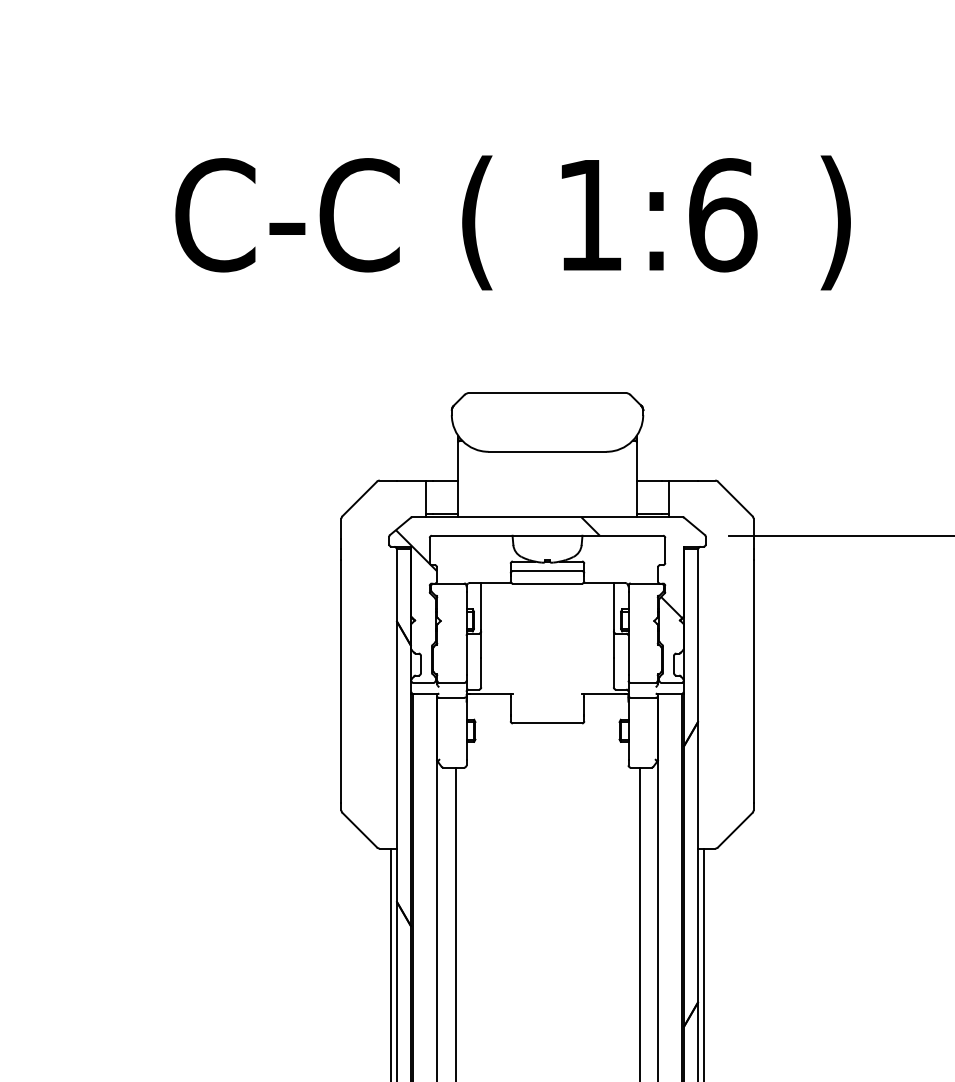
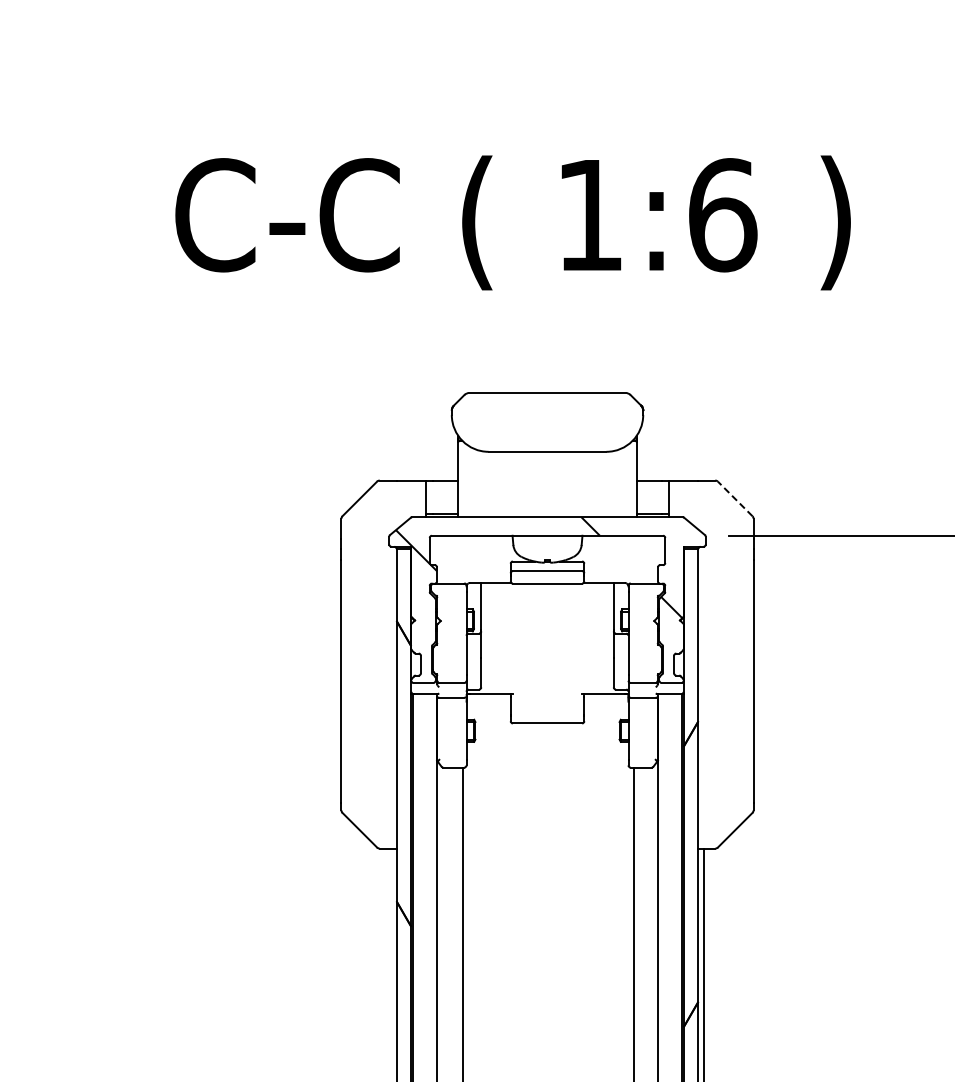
line: solid -> dashed (735, 498)
line position: (455, 922) -> (462, 922) (462, 922)
line position: (639, 922) -> (633, 922) (633, 922)
line: present -> none (390, 963)
